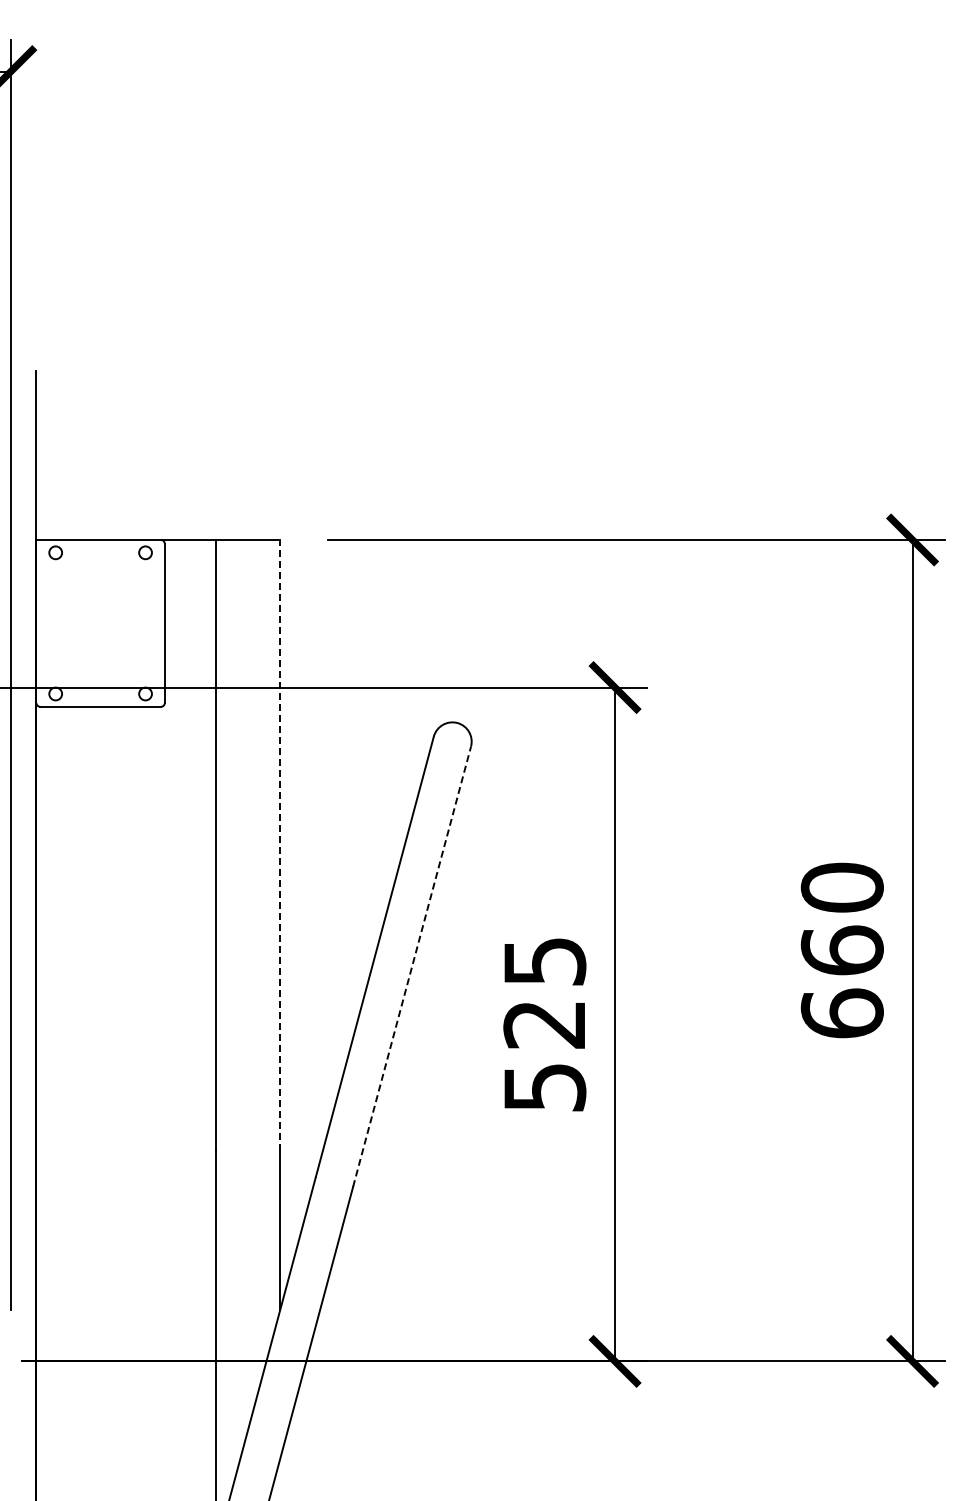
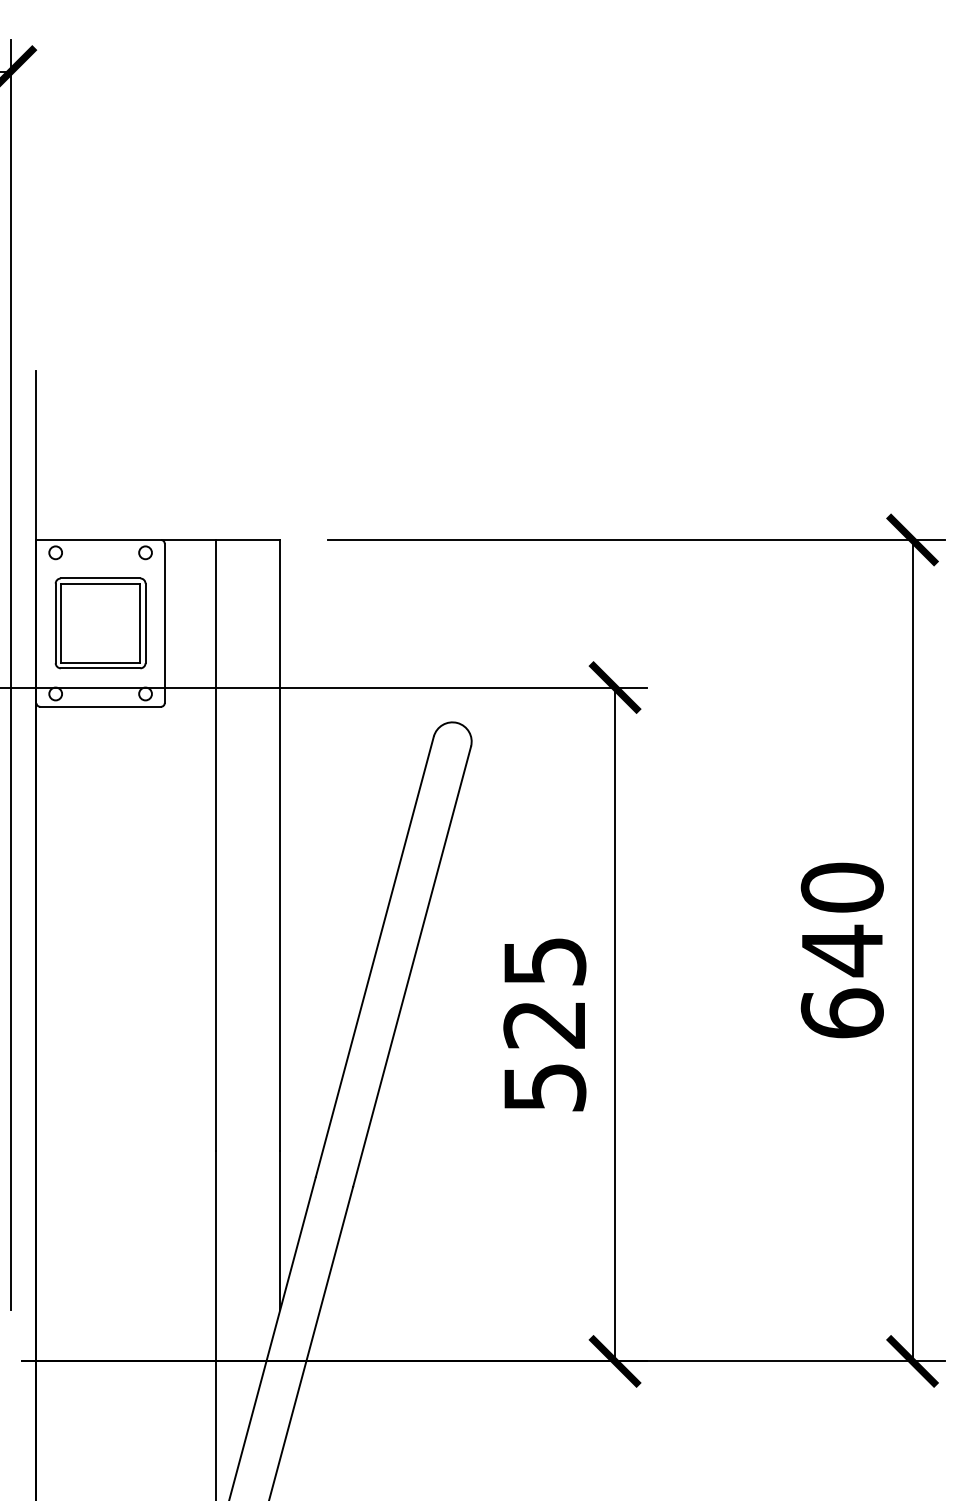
part: none -> present (100, 623)
line: dashed -> solid (280, 845)
text: 660 -> 640 (841, 950)
line: dashed -> solid (412, 966)
